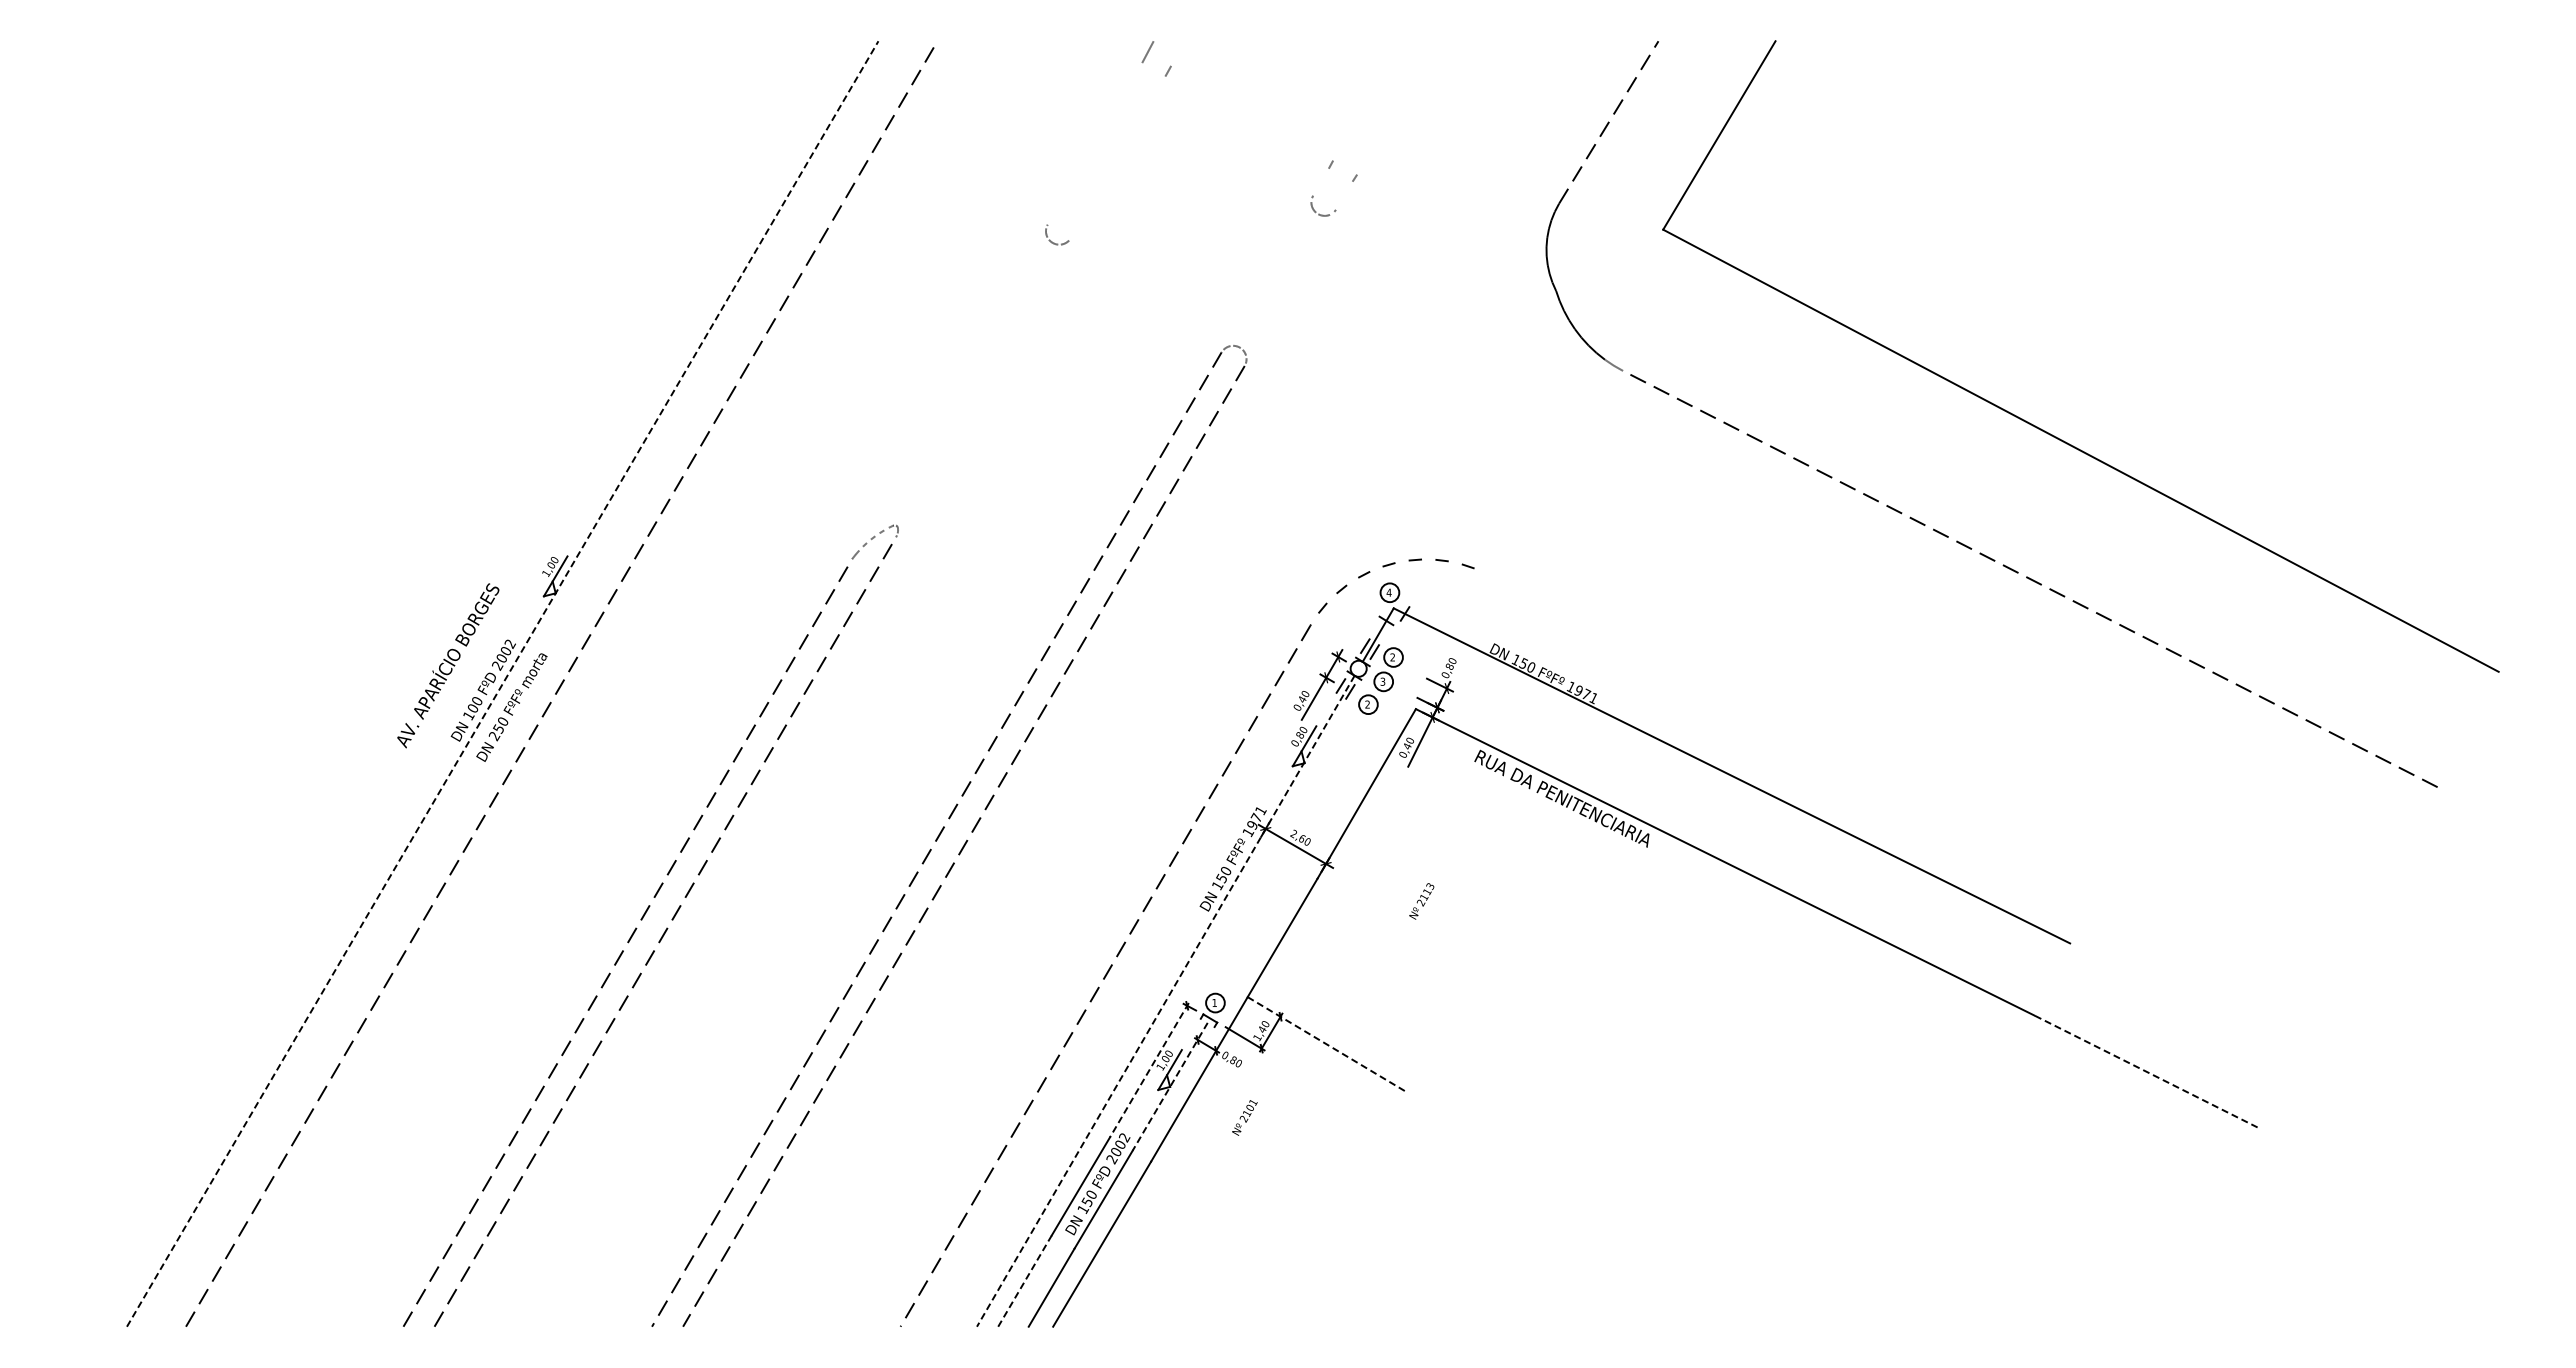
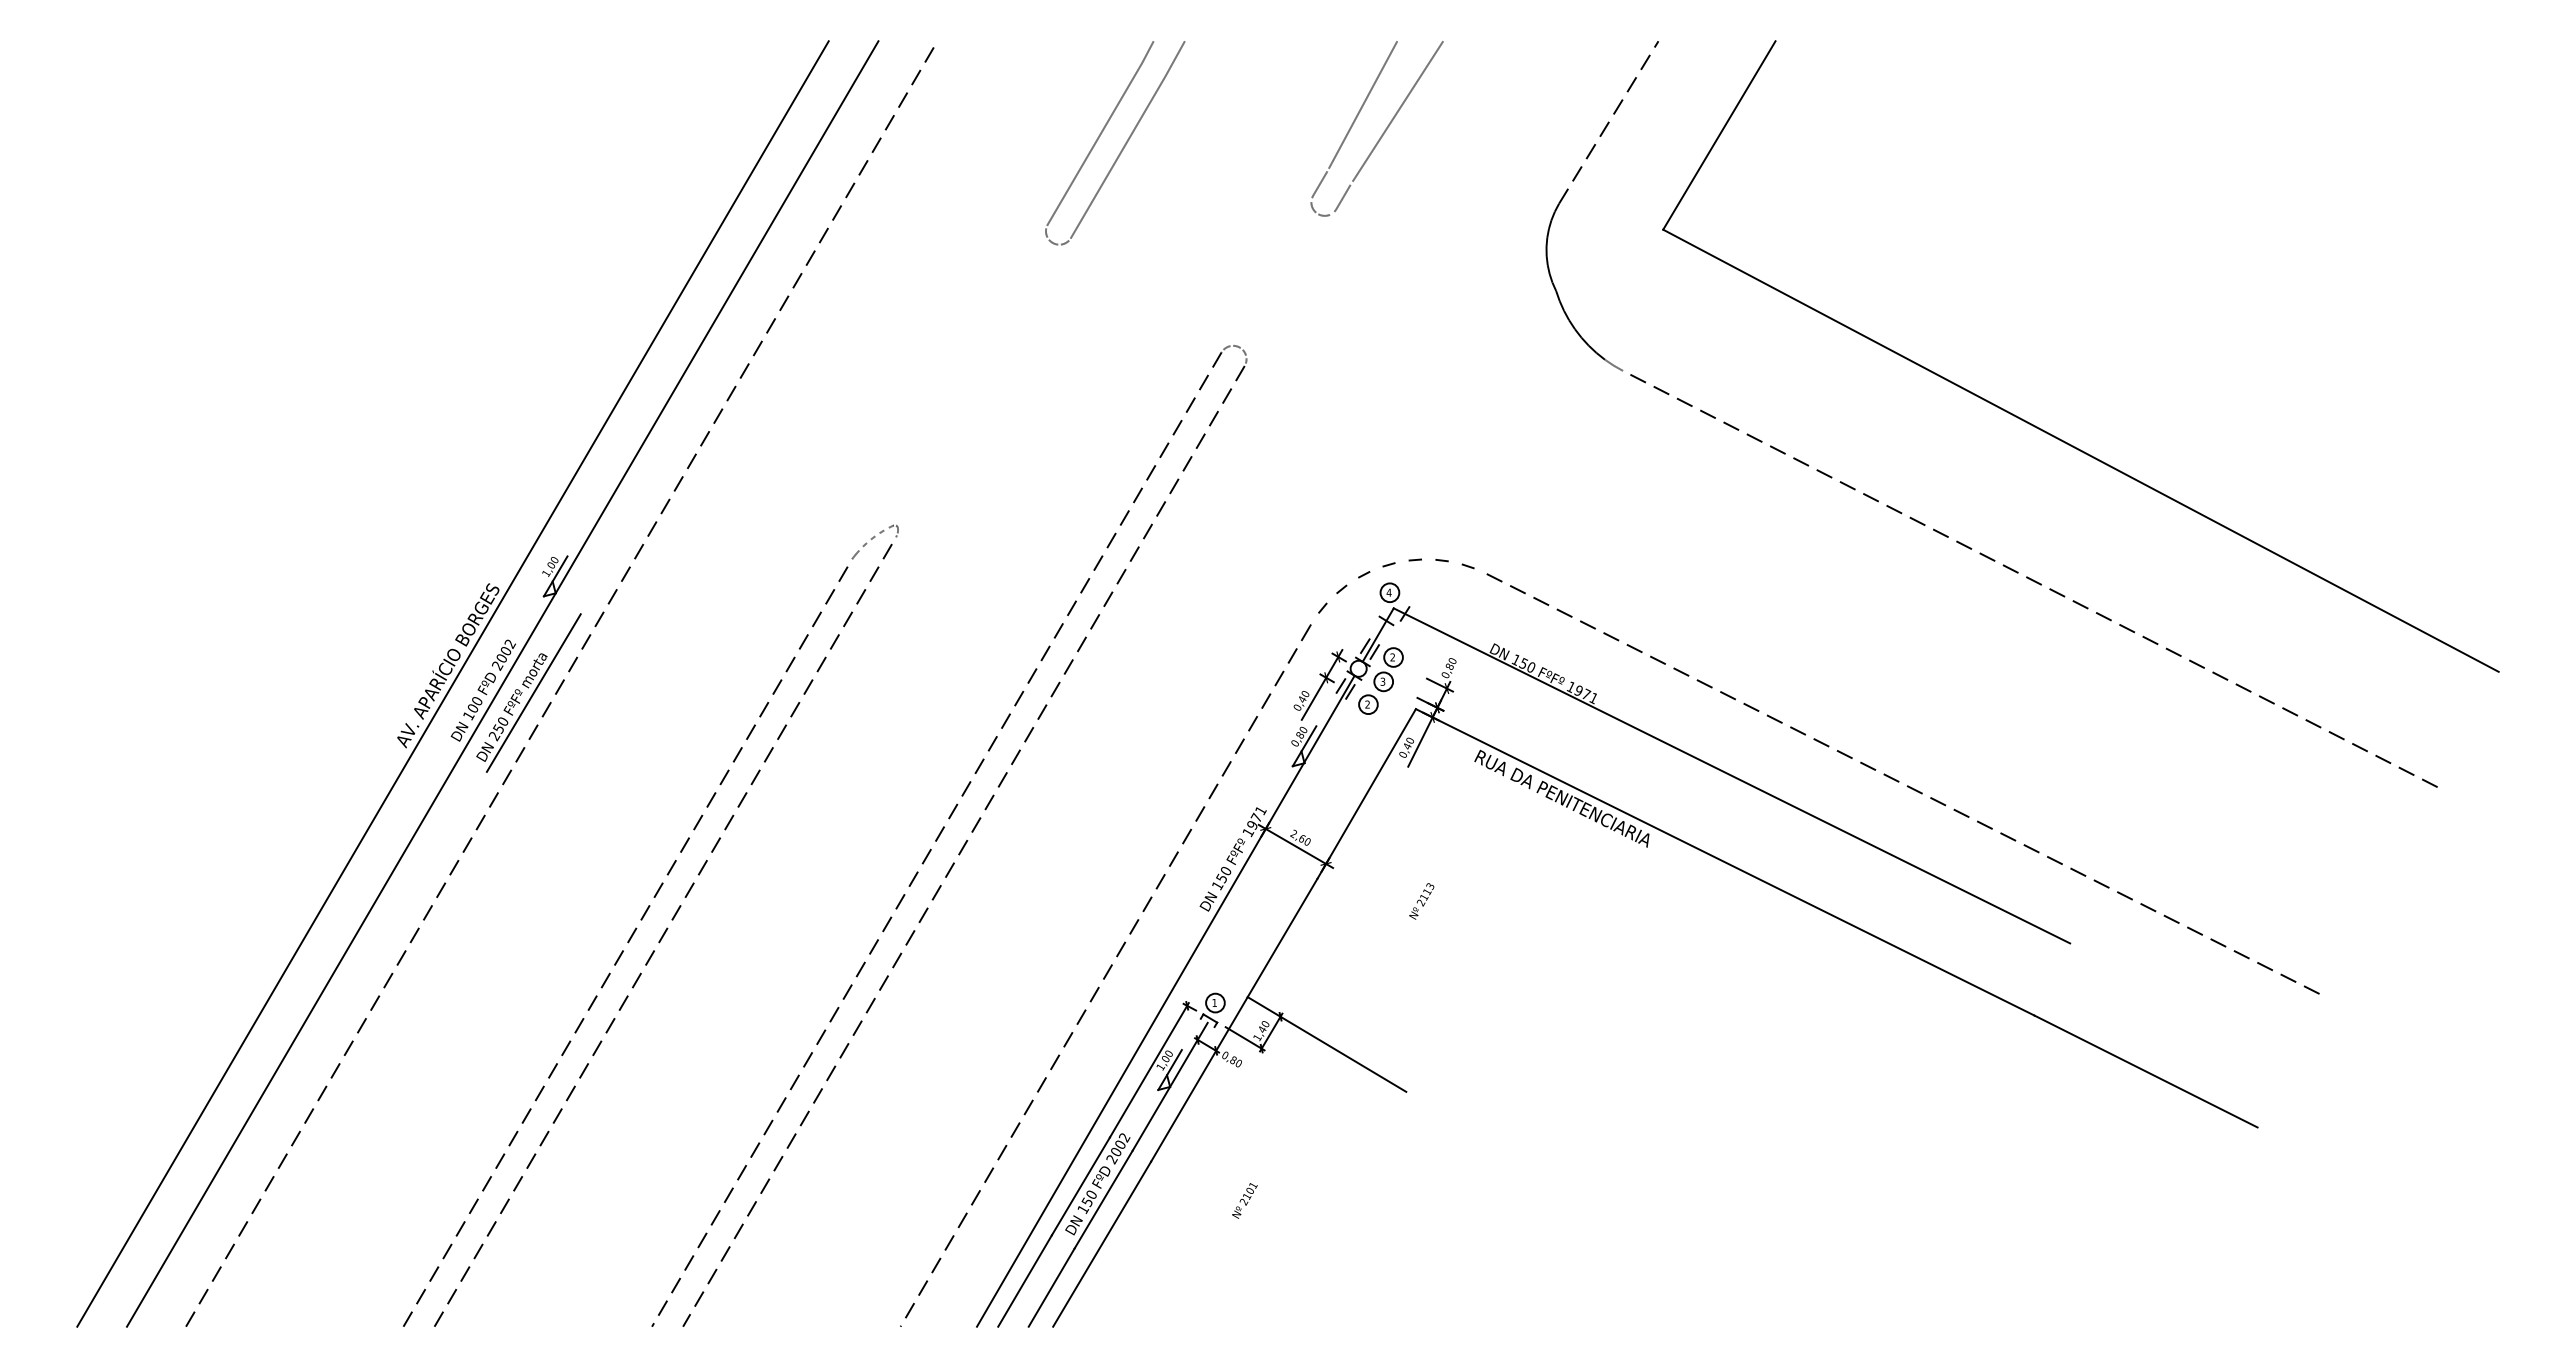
line: none -> present (1177, 53)
line: none -> present (1365, 100)
line: none -> present (1400, 107)
line: none -> present (1094, 143)
line: none -> present (1117, 157)
line: none -> present (1320, 183)
line: none -> present (1343, 196)
line: none -> present (452, 683)
line: dashed -> solid (502, 683)
line: none -> present (533, 692)
line: none -> present (1899, 781)
line: dashed -> solid (1165, 1001)
line: dashed -> solid (1327, 1044)
line: dashed -> solid (1149, 1070)
line: dashed -> solid (2146, 1071)
line: dashed -> solid (1169, 1087)
text position: (1244, 1117) -> (1244, 1200) (1244, 1200)
line: dashed -> solid (1025, 1281)
